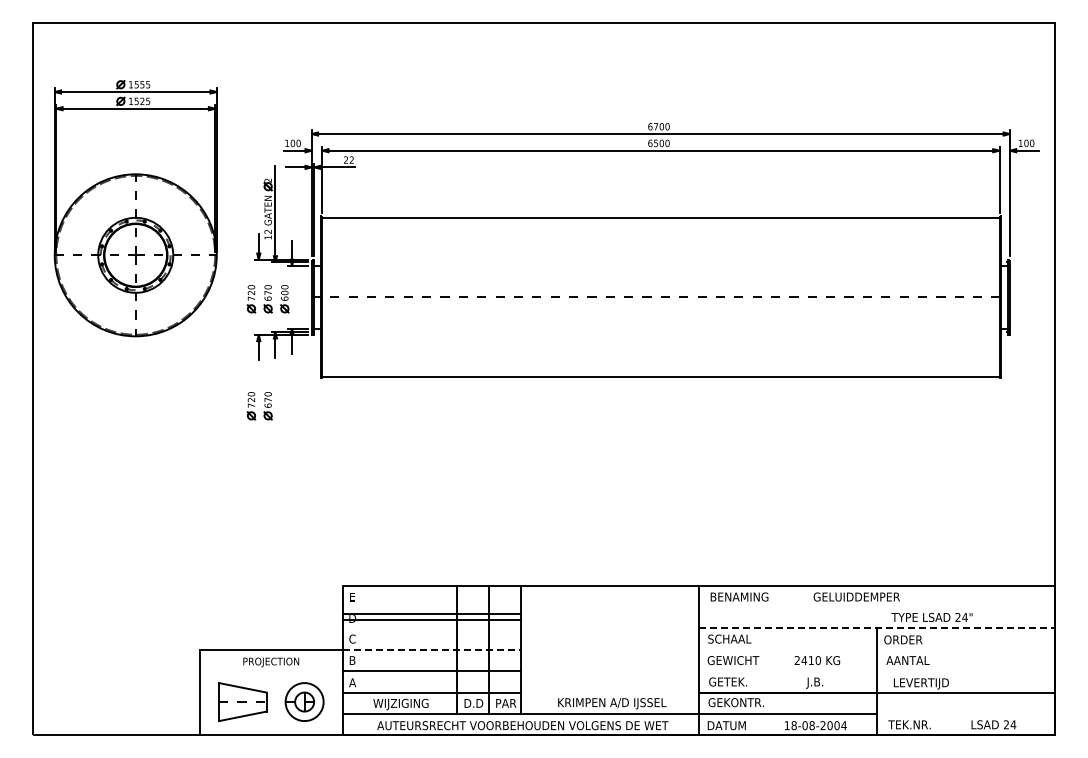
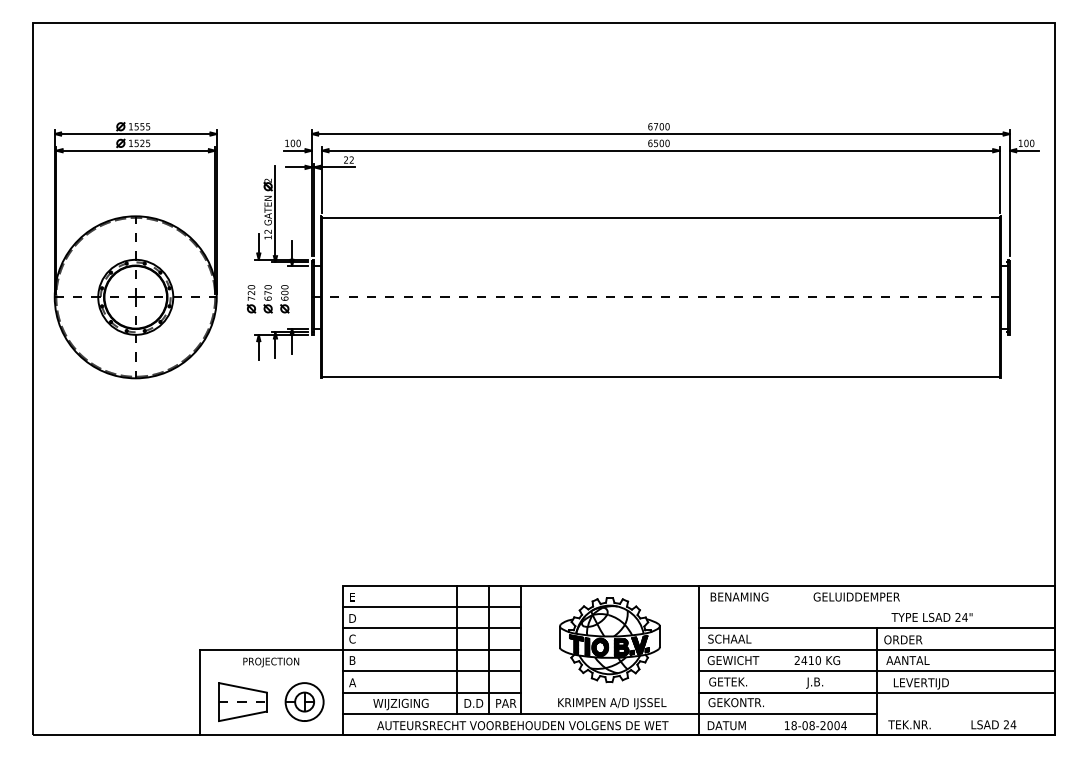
part position: (135, 208) -> (135, 250) (135, 250)
part: present -> none (259, 406)
line position: (431, 614) -> (431, 607) (431, 607)
line position: (431, 620) -> (431, 628) (431, 628)
line: dashed -> solid (877, 628)
part: none -> present (609, 640)
line: dashed -> solid (432, 649)
line: none -> present (877, 649)
line: none -> present (877, 671)
